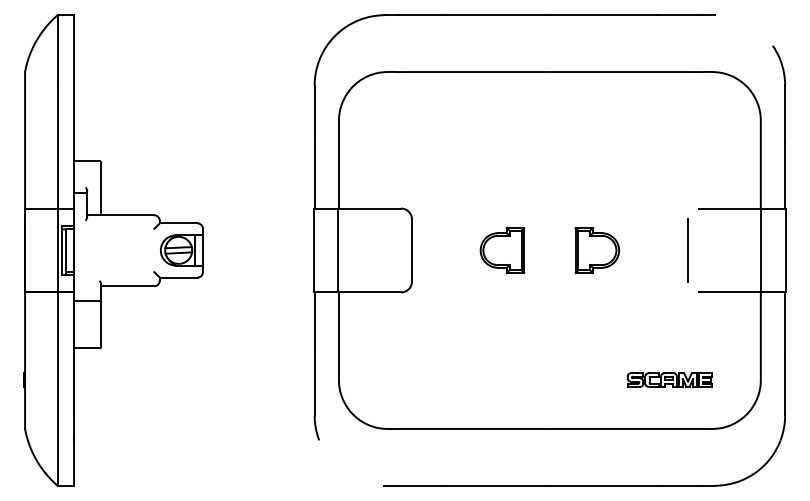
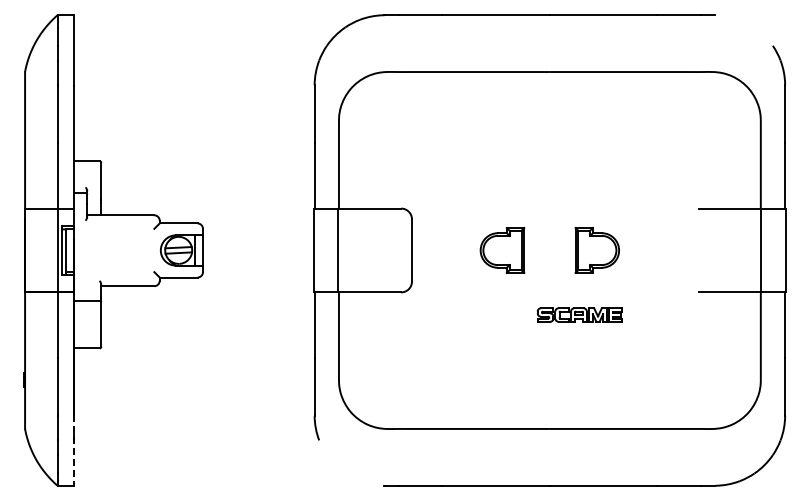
line: present -> none (687, 250)
part position: (669, 379) -> (579, 314) (579, 314)
line: solid -> dashed (73, 451)
